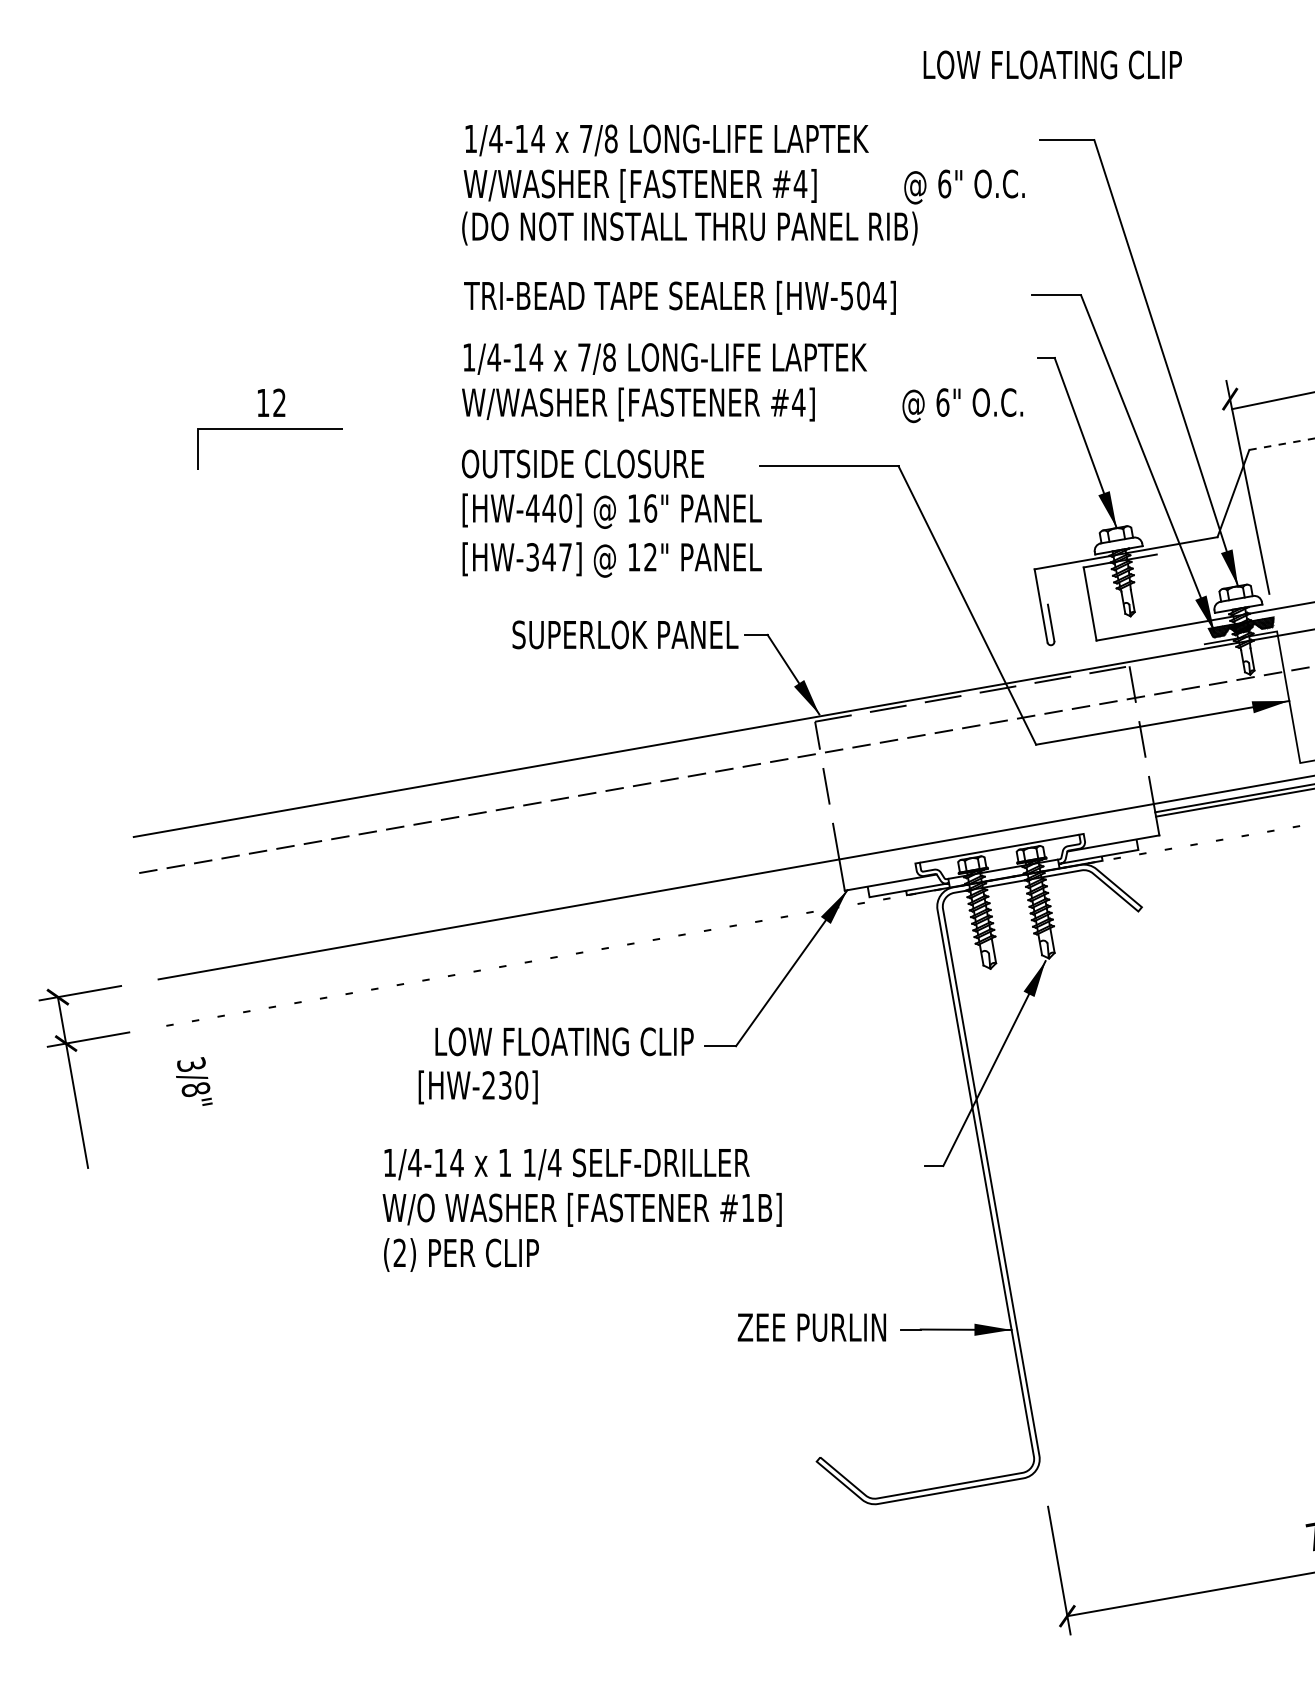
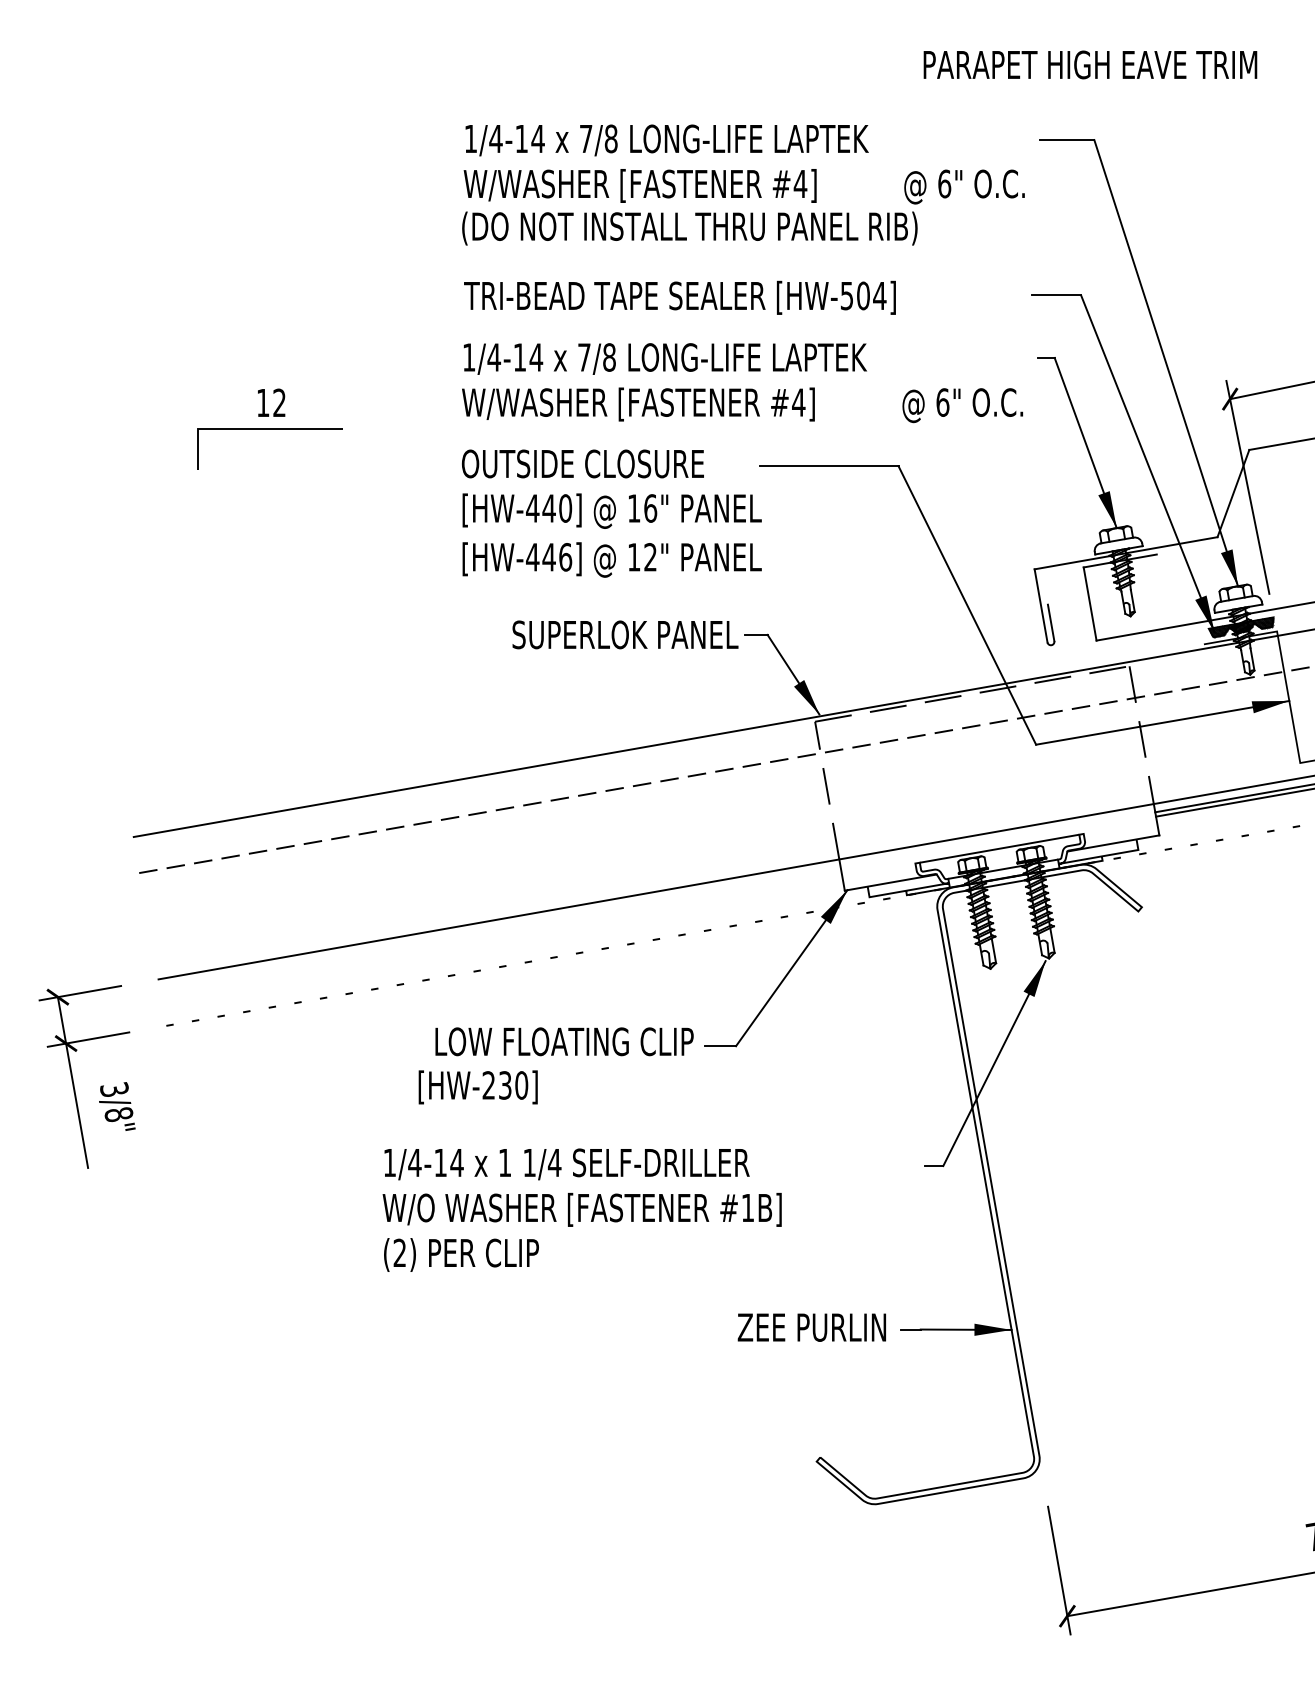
text: LOW FLOATING CLIP -> PARAPET HIGH EAVE TRIM (1091, 64)
line position: (1271, 400) -> (1270, 390) (1270, 390)
line: dashed -> solid (1281, 444)
text: [HW-347] -> [HW-446] (549, 557)
text position: (194, 1081) -> (117, 1106) (117, 1106)
